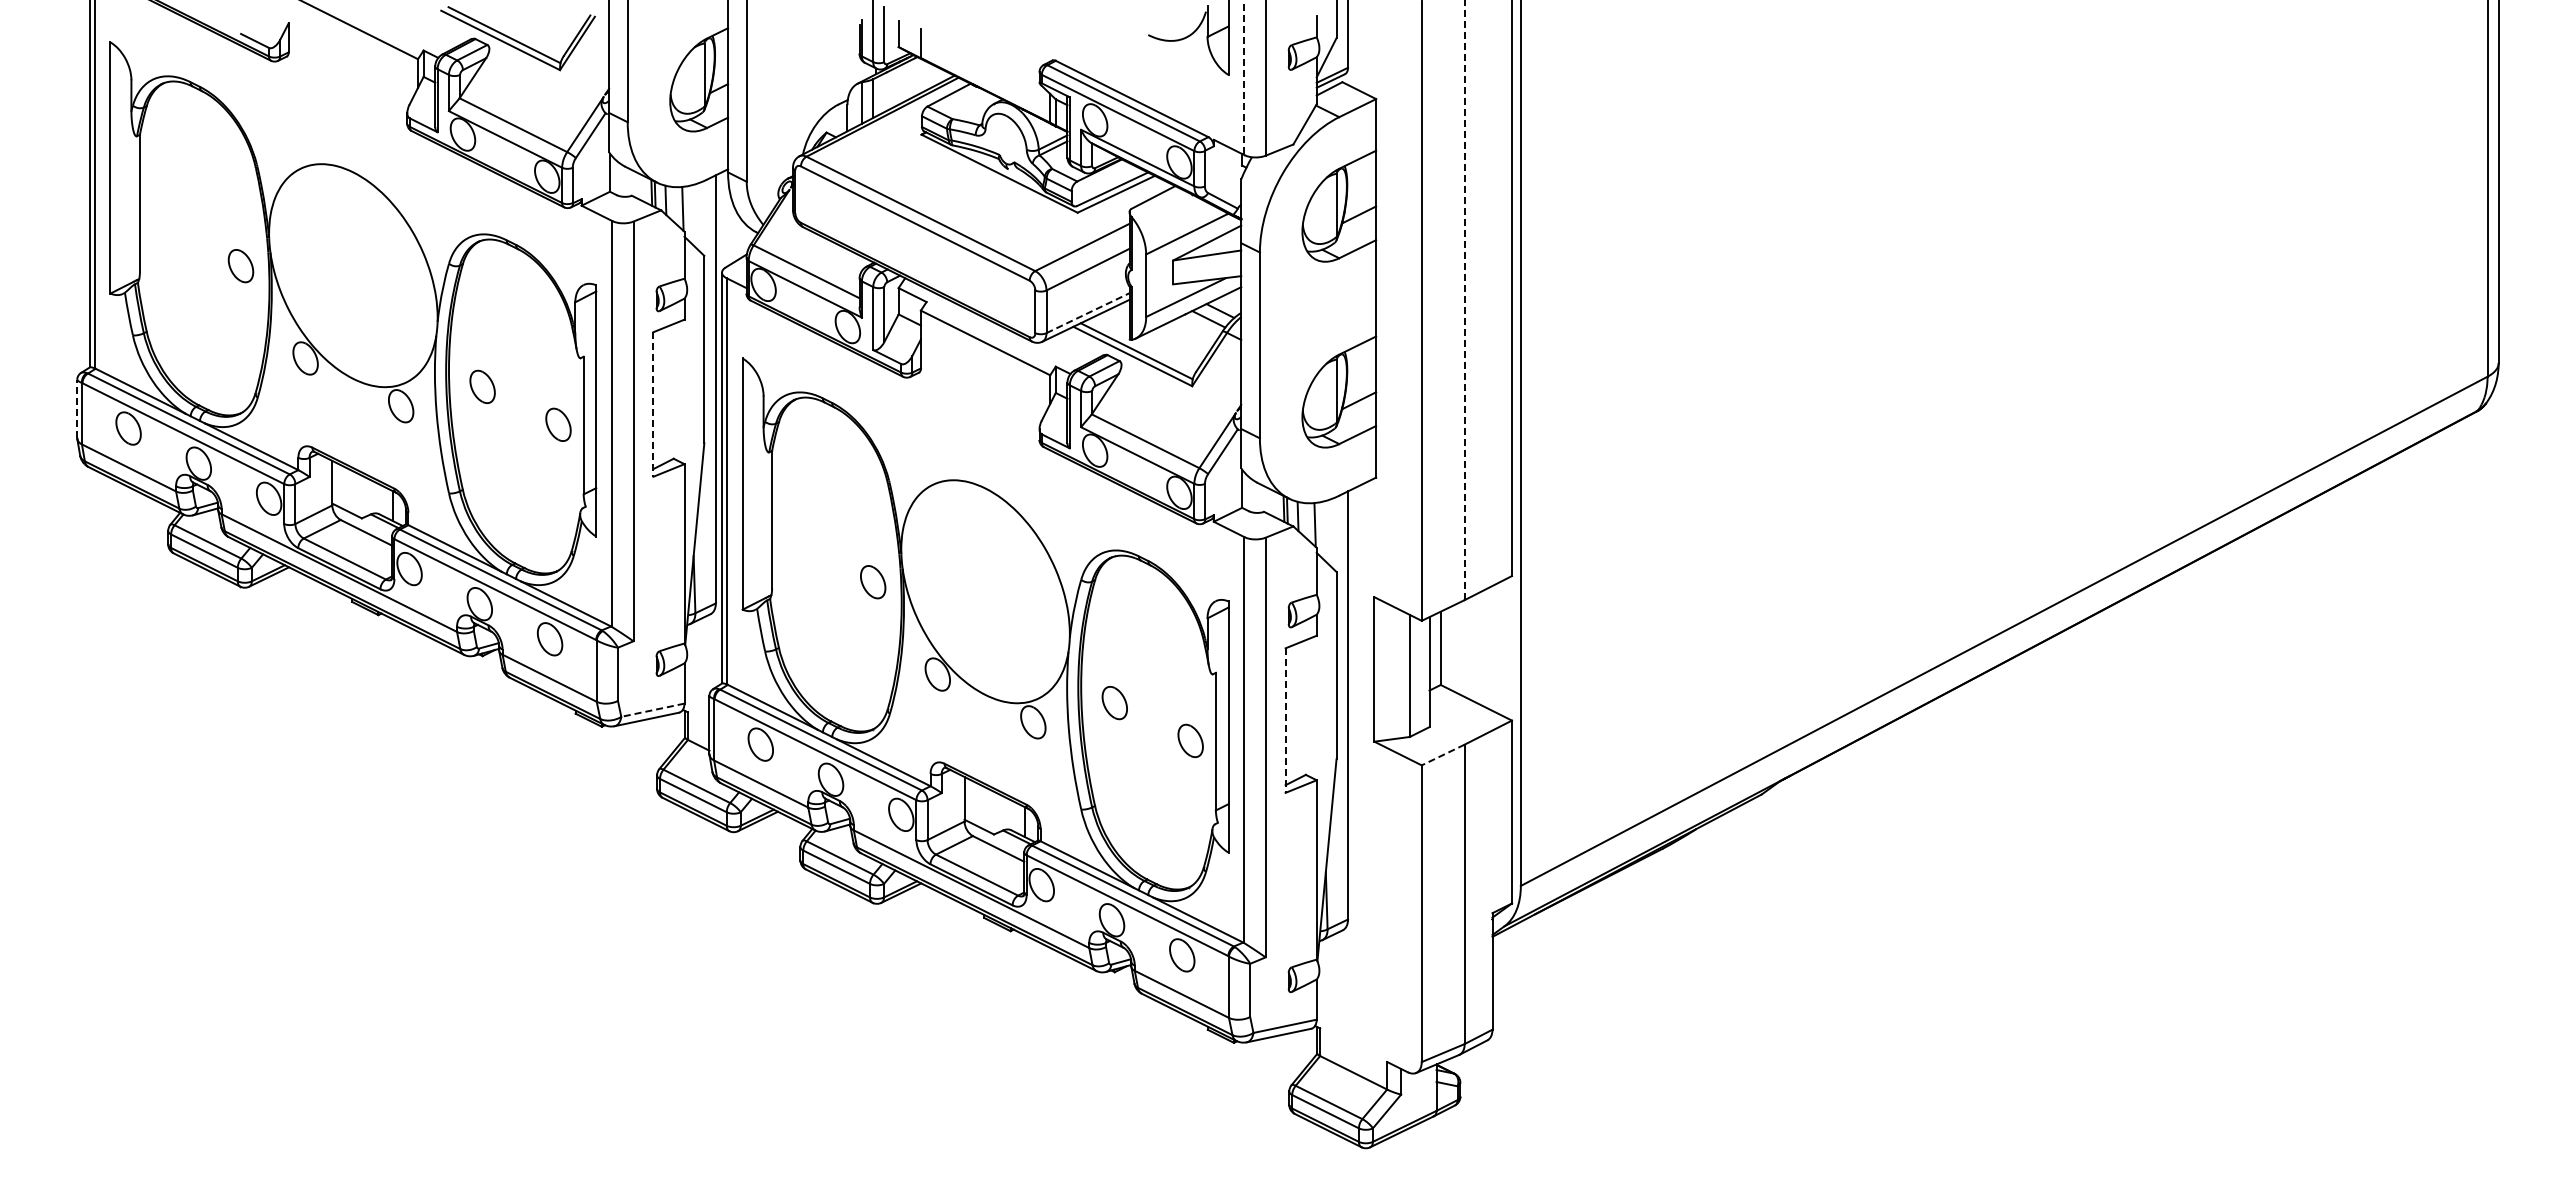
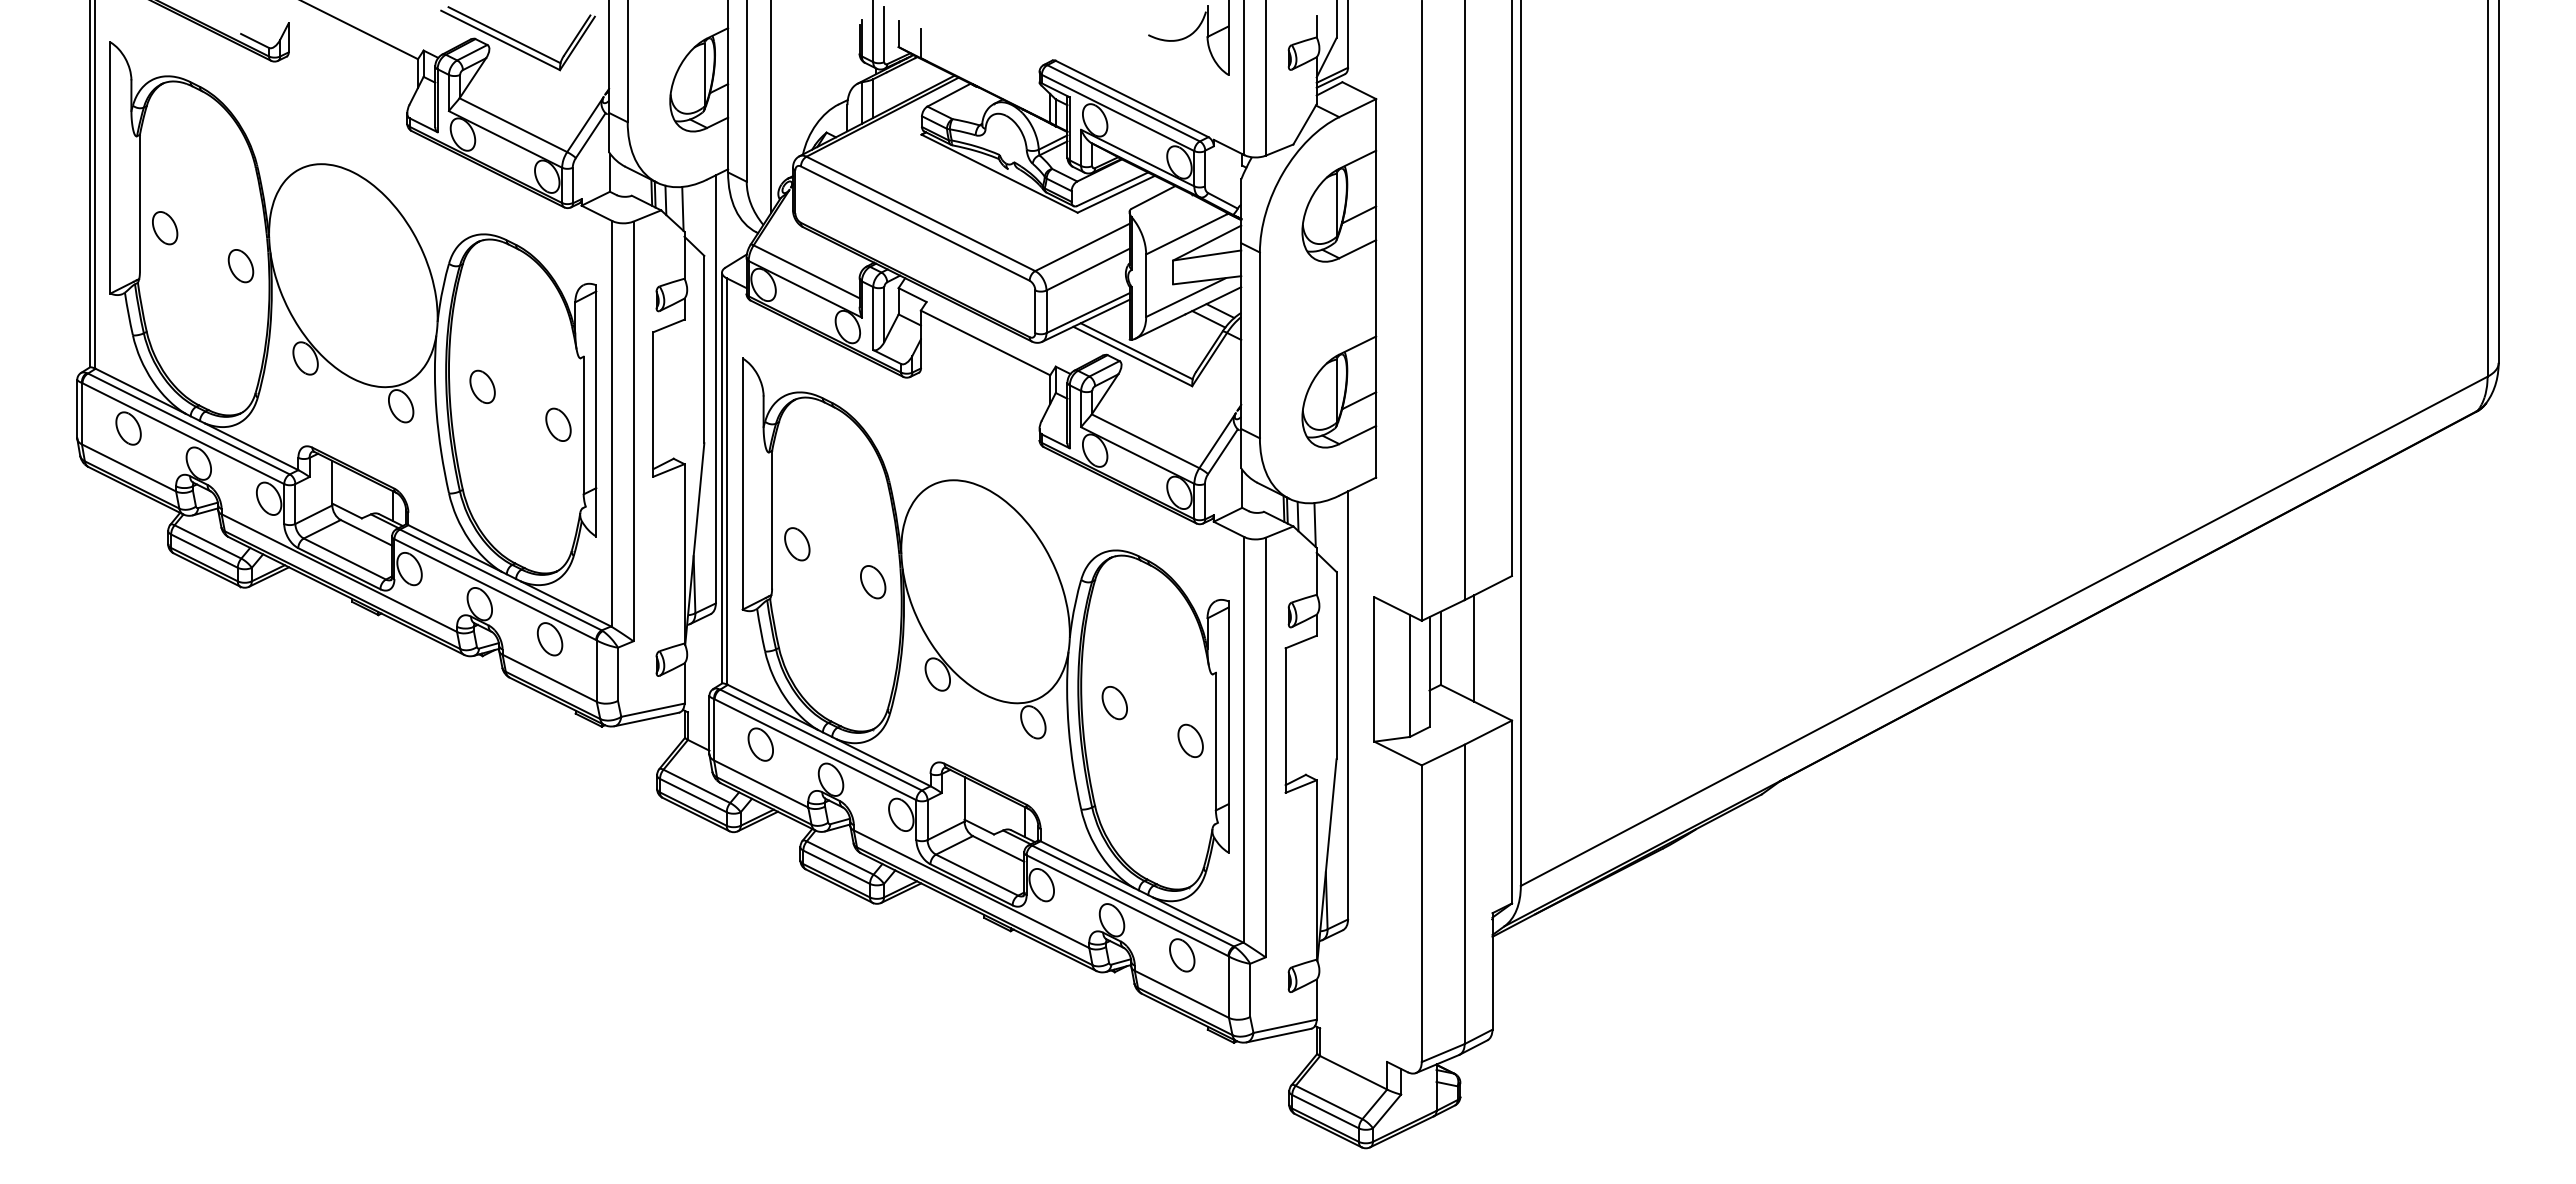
line: dashed -> solid (1244, 78)
line: none -> present (771, 107)
part: none -> present (165, 228)
line: dashed -> solid (1464, 300)
line: dashed -> solid (1088, 312)
line: dashed -> solid (653, 405)
line: dashed -> solid (77, 408)
part: none -> present (797, 544)
line: none -> present (1474, 648)
line: dashed -> solid (652, 710)
line: dashed -> solid (1285, 721)
line: dashed -> solid (1443, 755)
